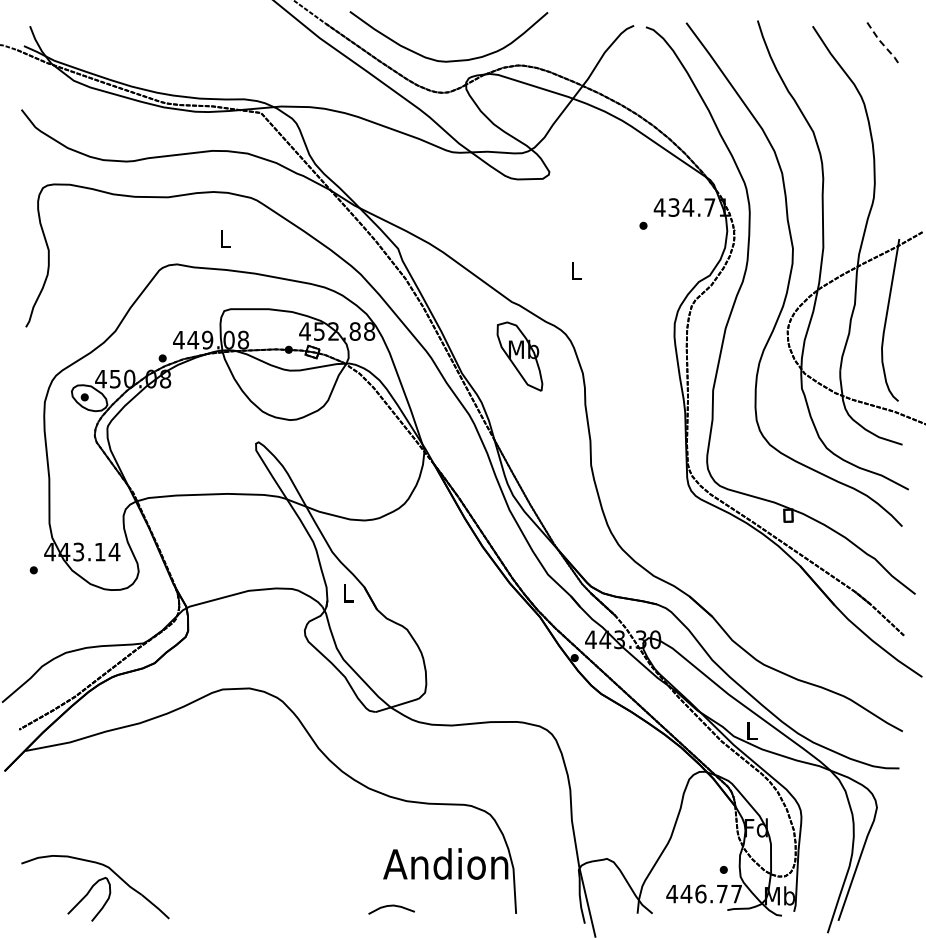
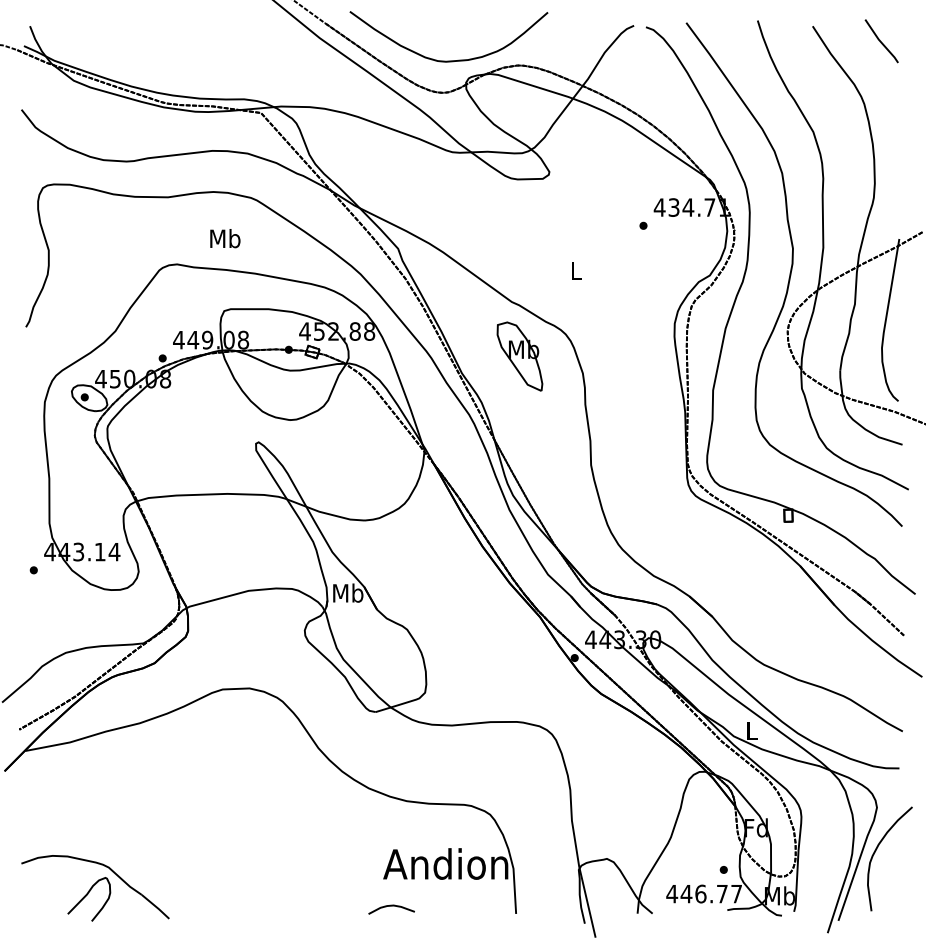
line: dashed -> solid (880, 41)
text: L -> Mb (225, 238)
text: L -> Mb (348, 592)
curve: none -> present (876, 851)
